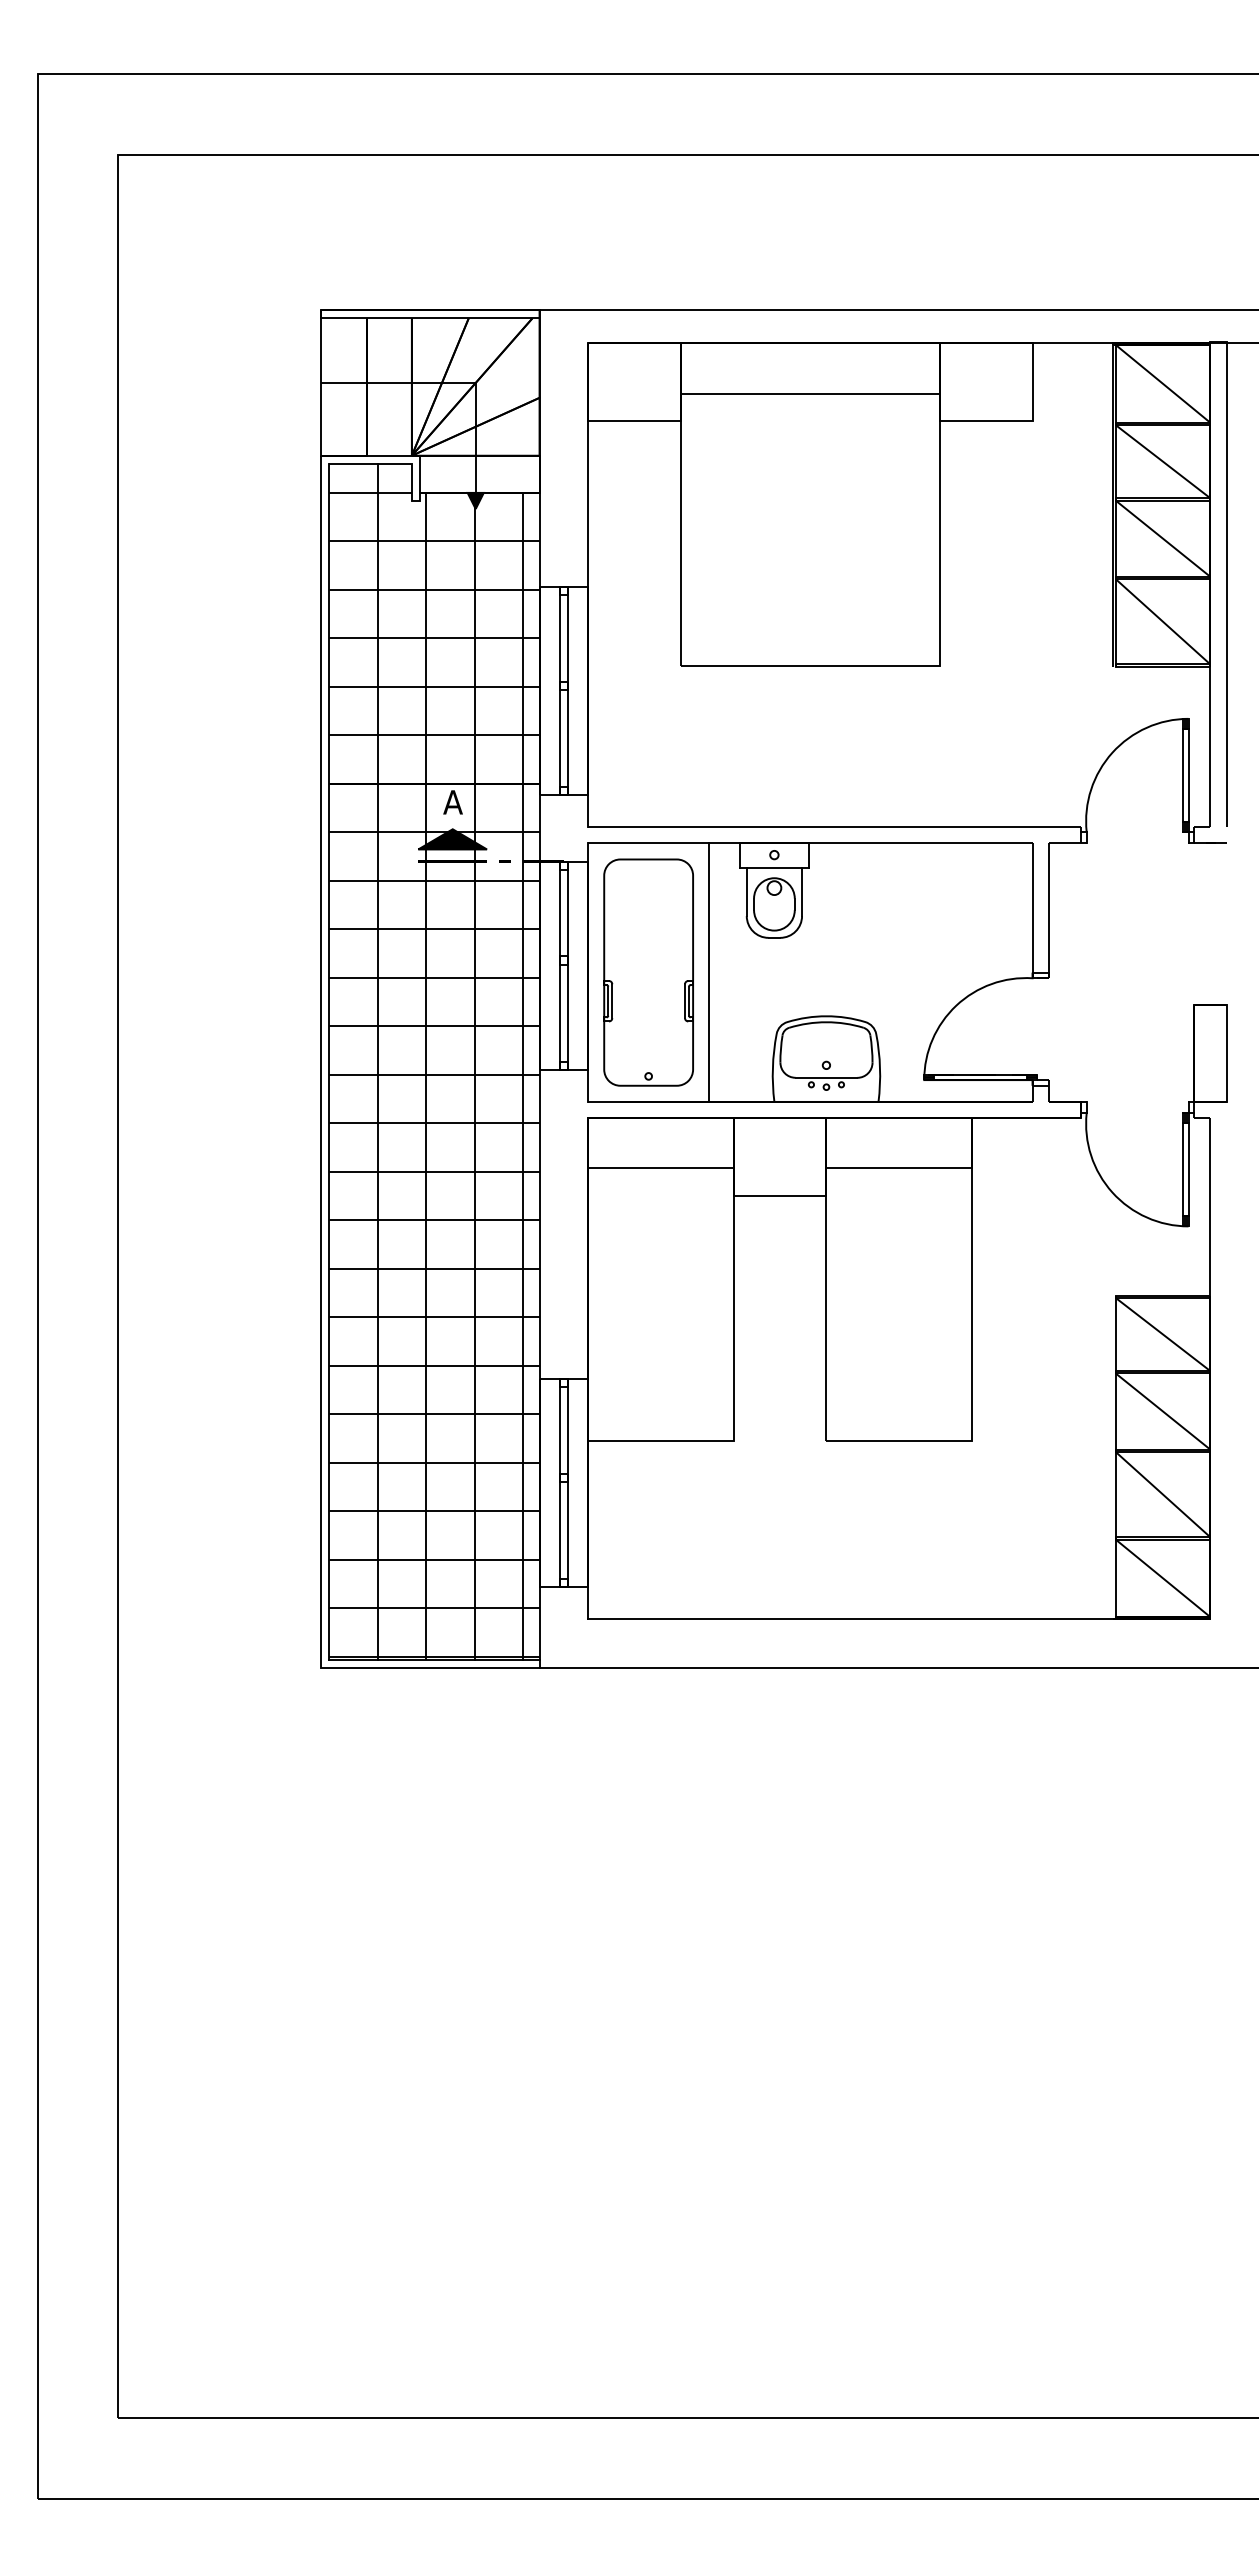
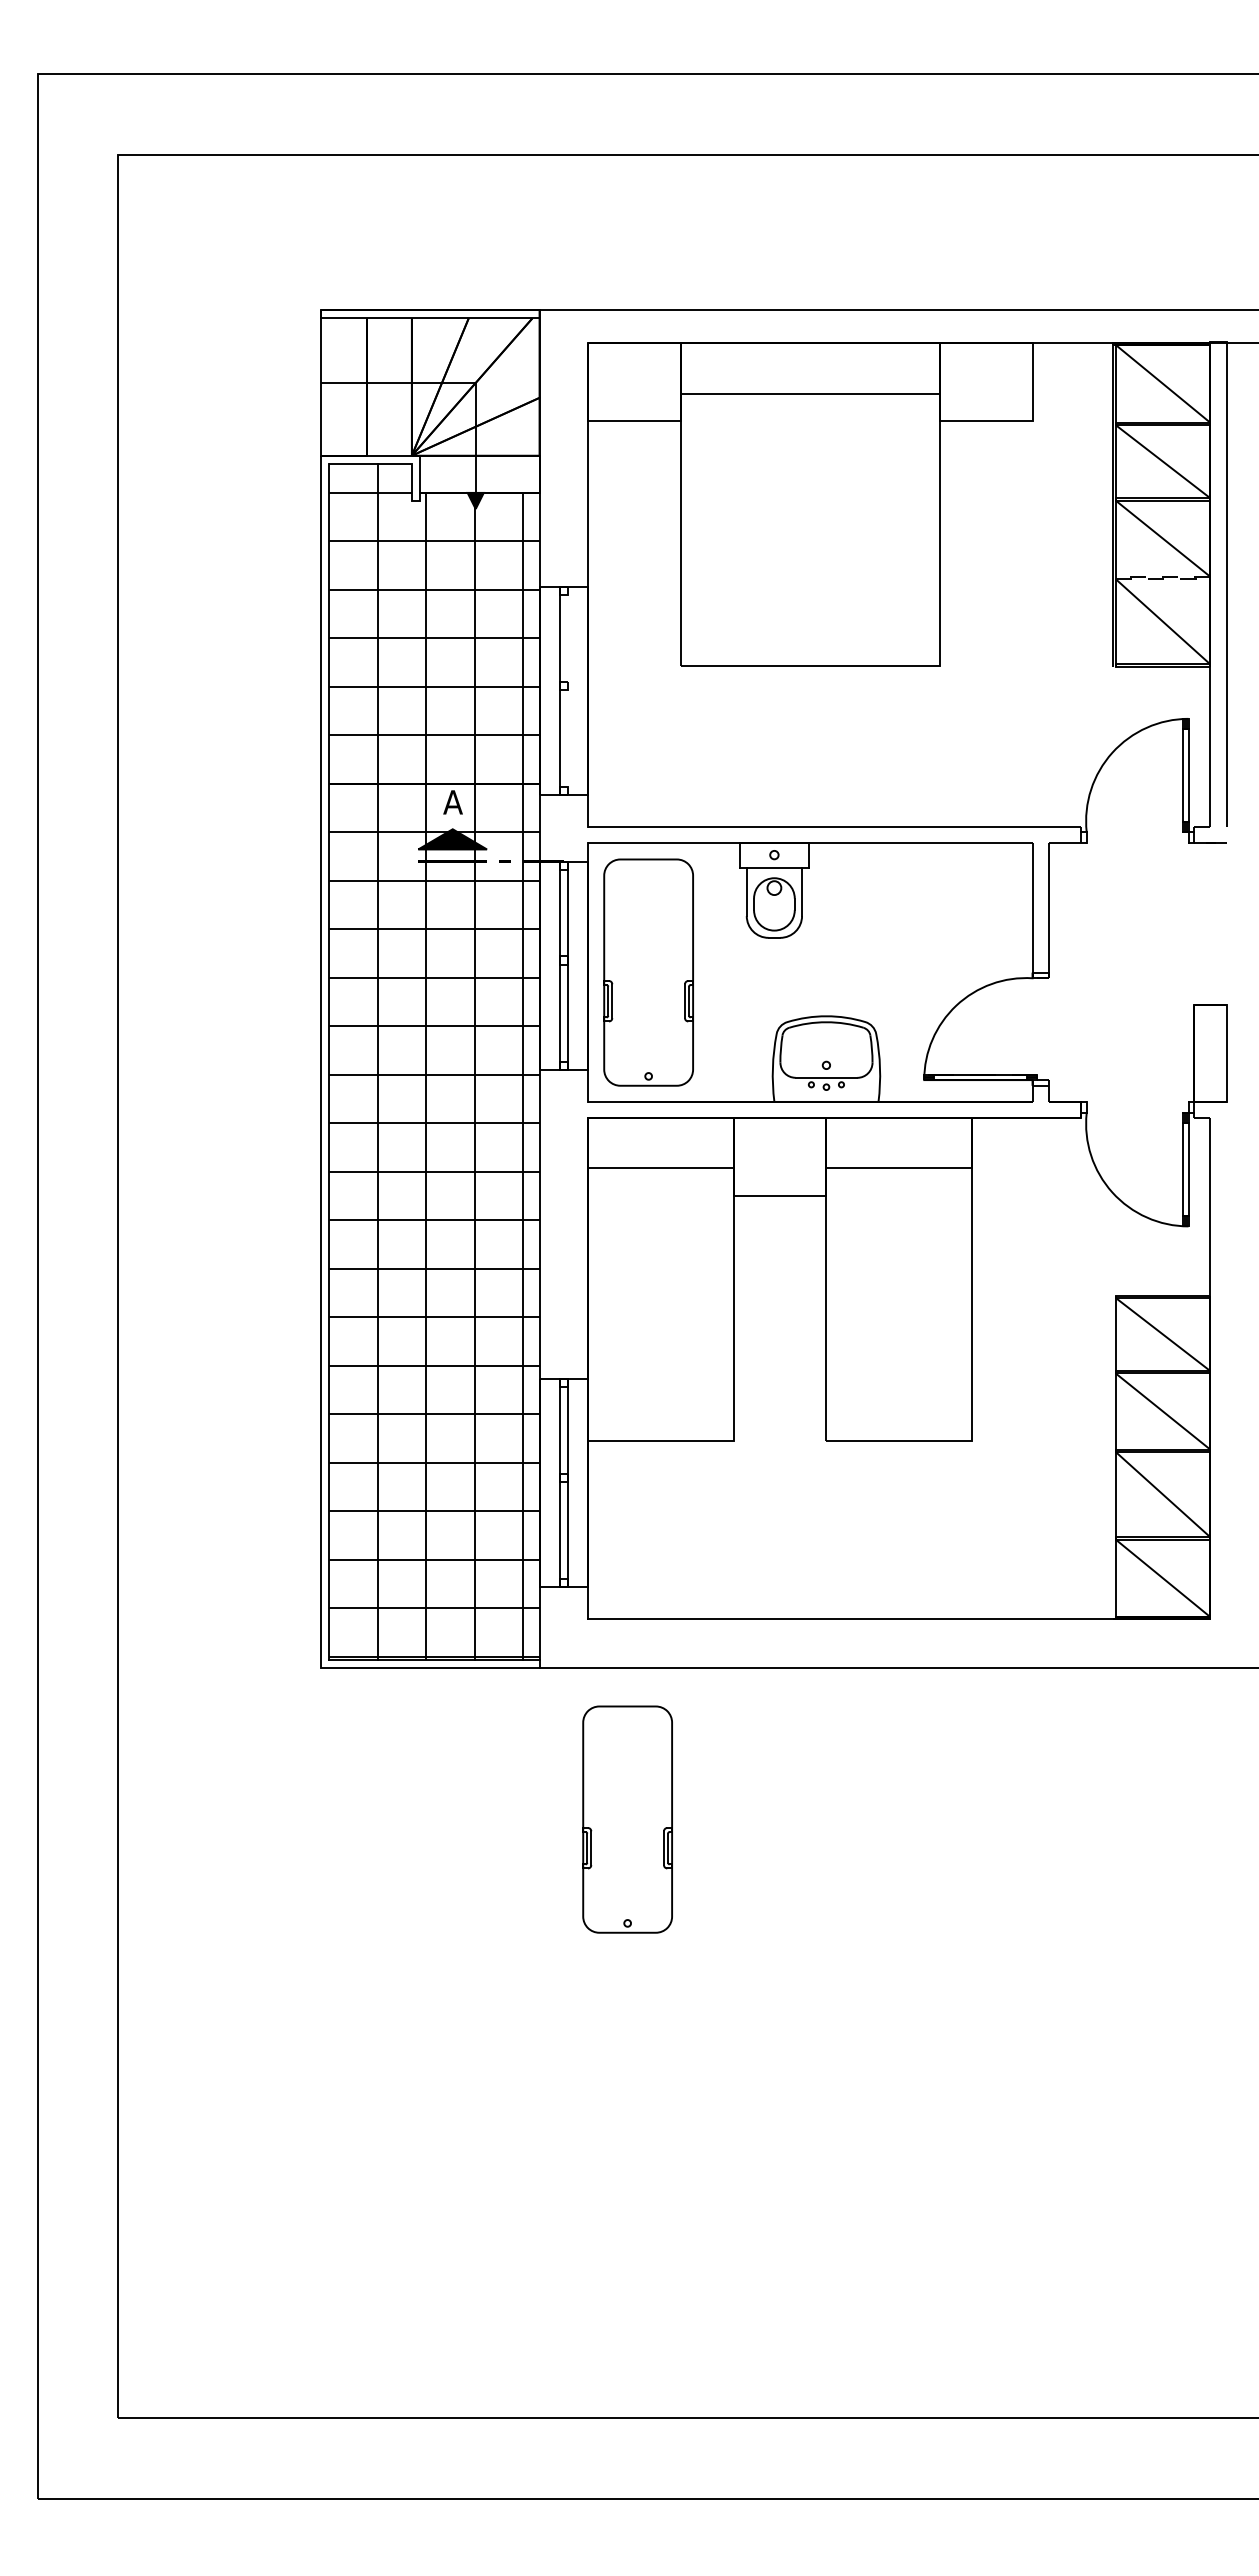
line: solid -> dashed (1115, 578)
line: present -> none (567, 690)
line: present -> none (709, 972)
part: none -> present (627, 1819)
